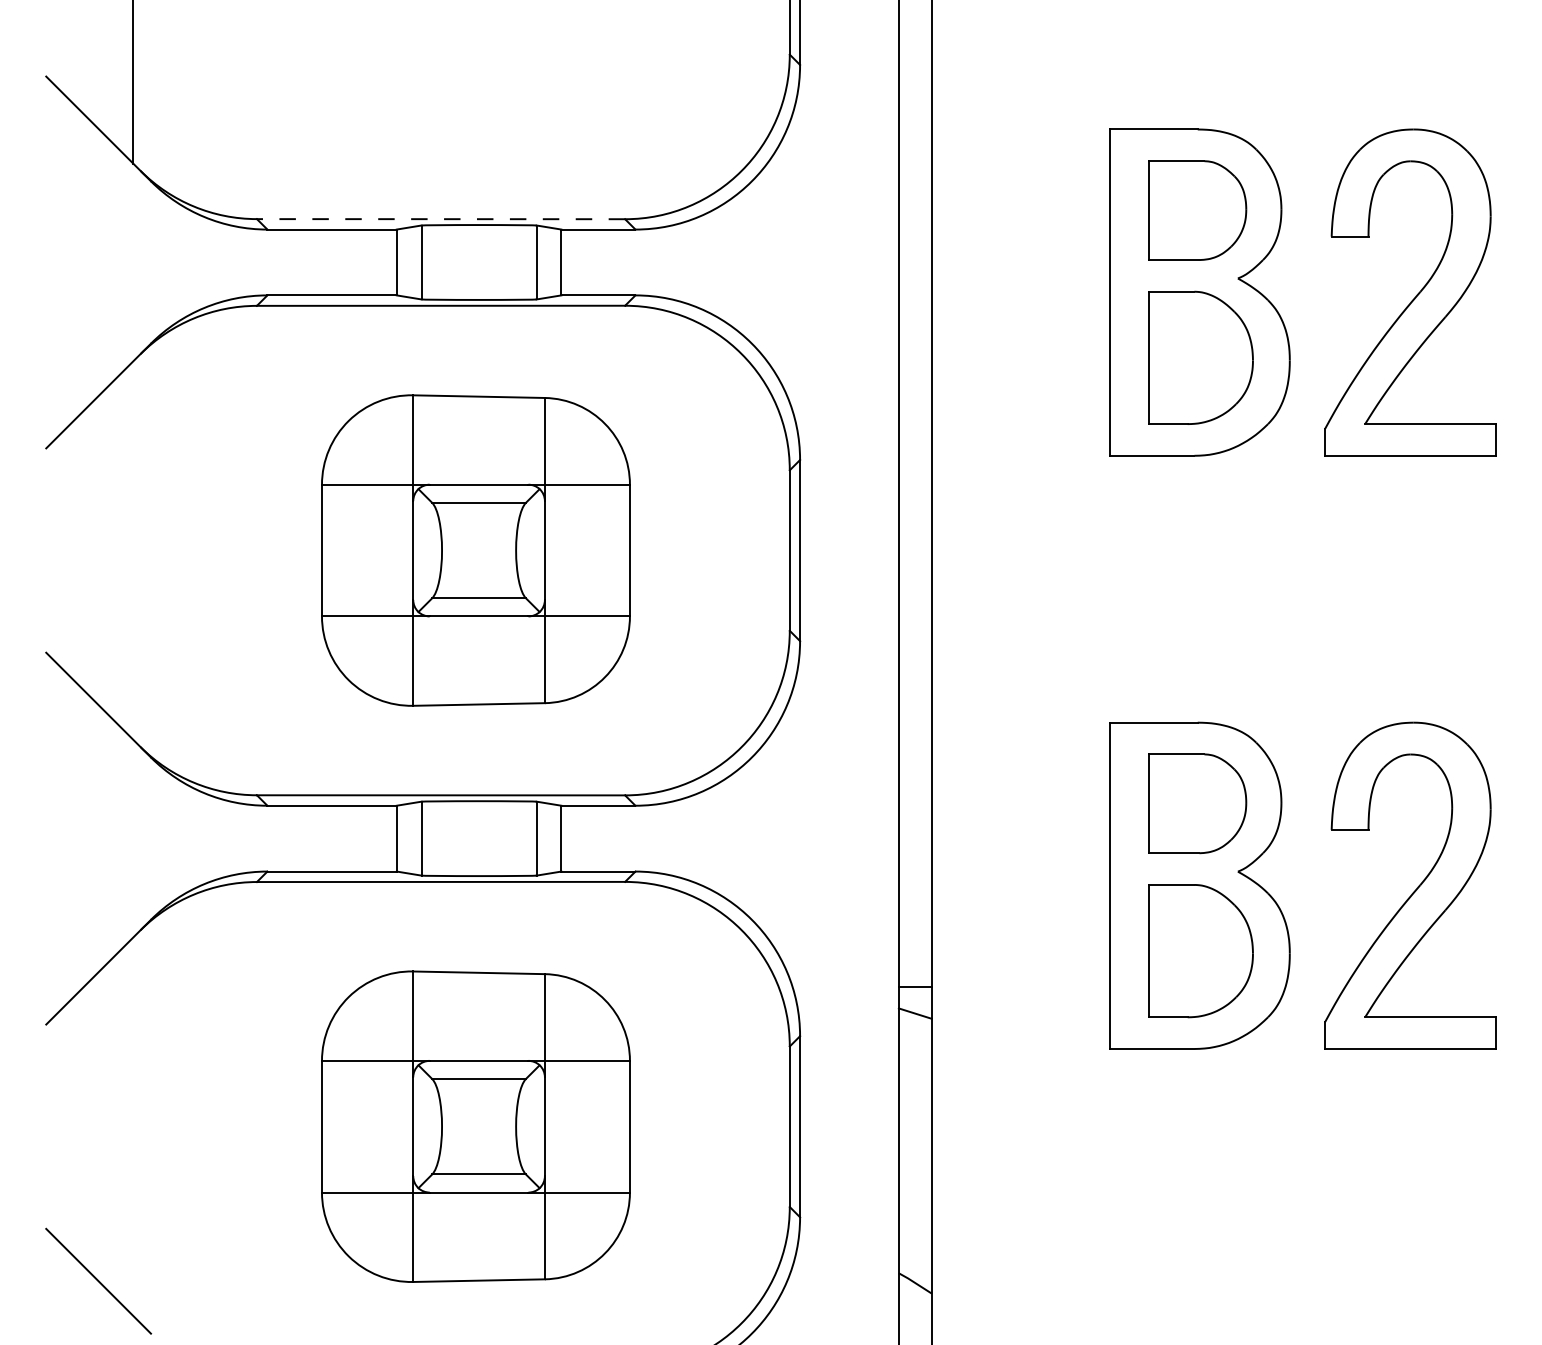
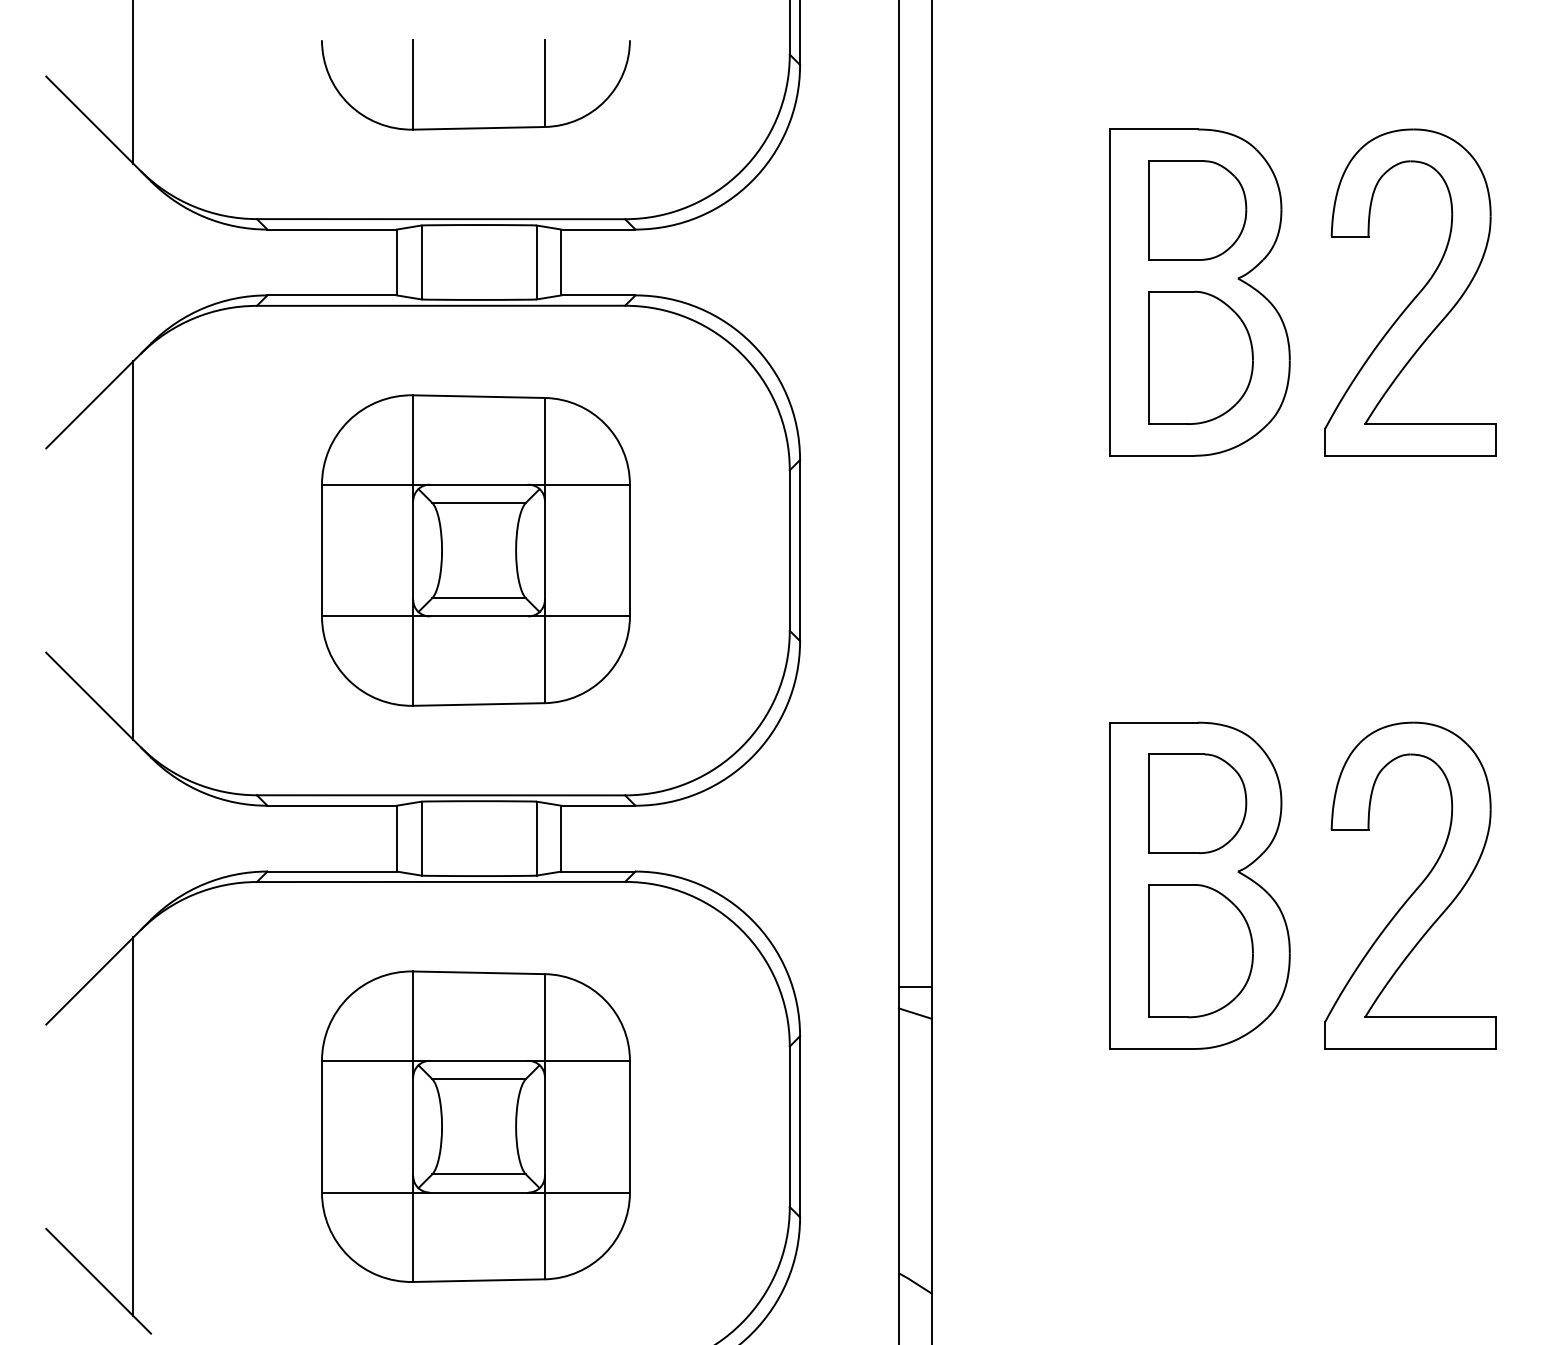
part: none -> present (475, 127)
line: dashed -> solid (440, 219)
line: none -> present (133, 550)
line: none -> present (133, 1126)
